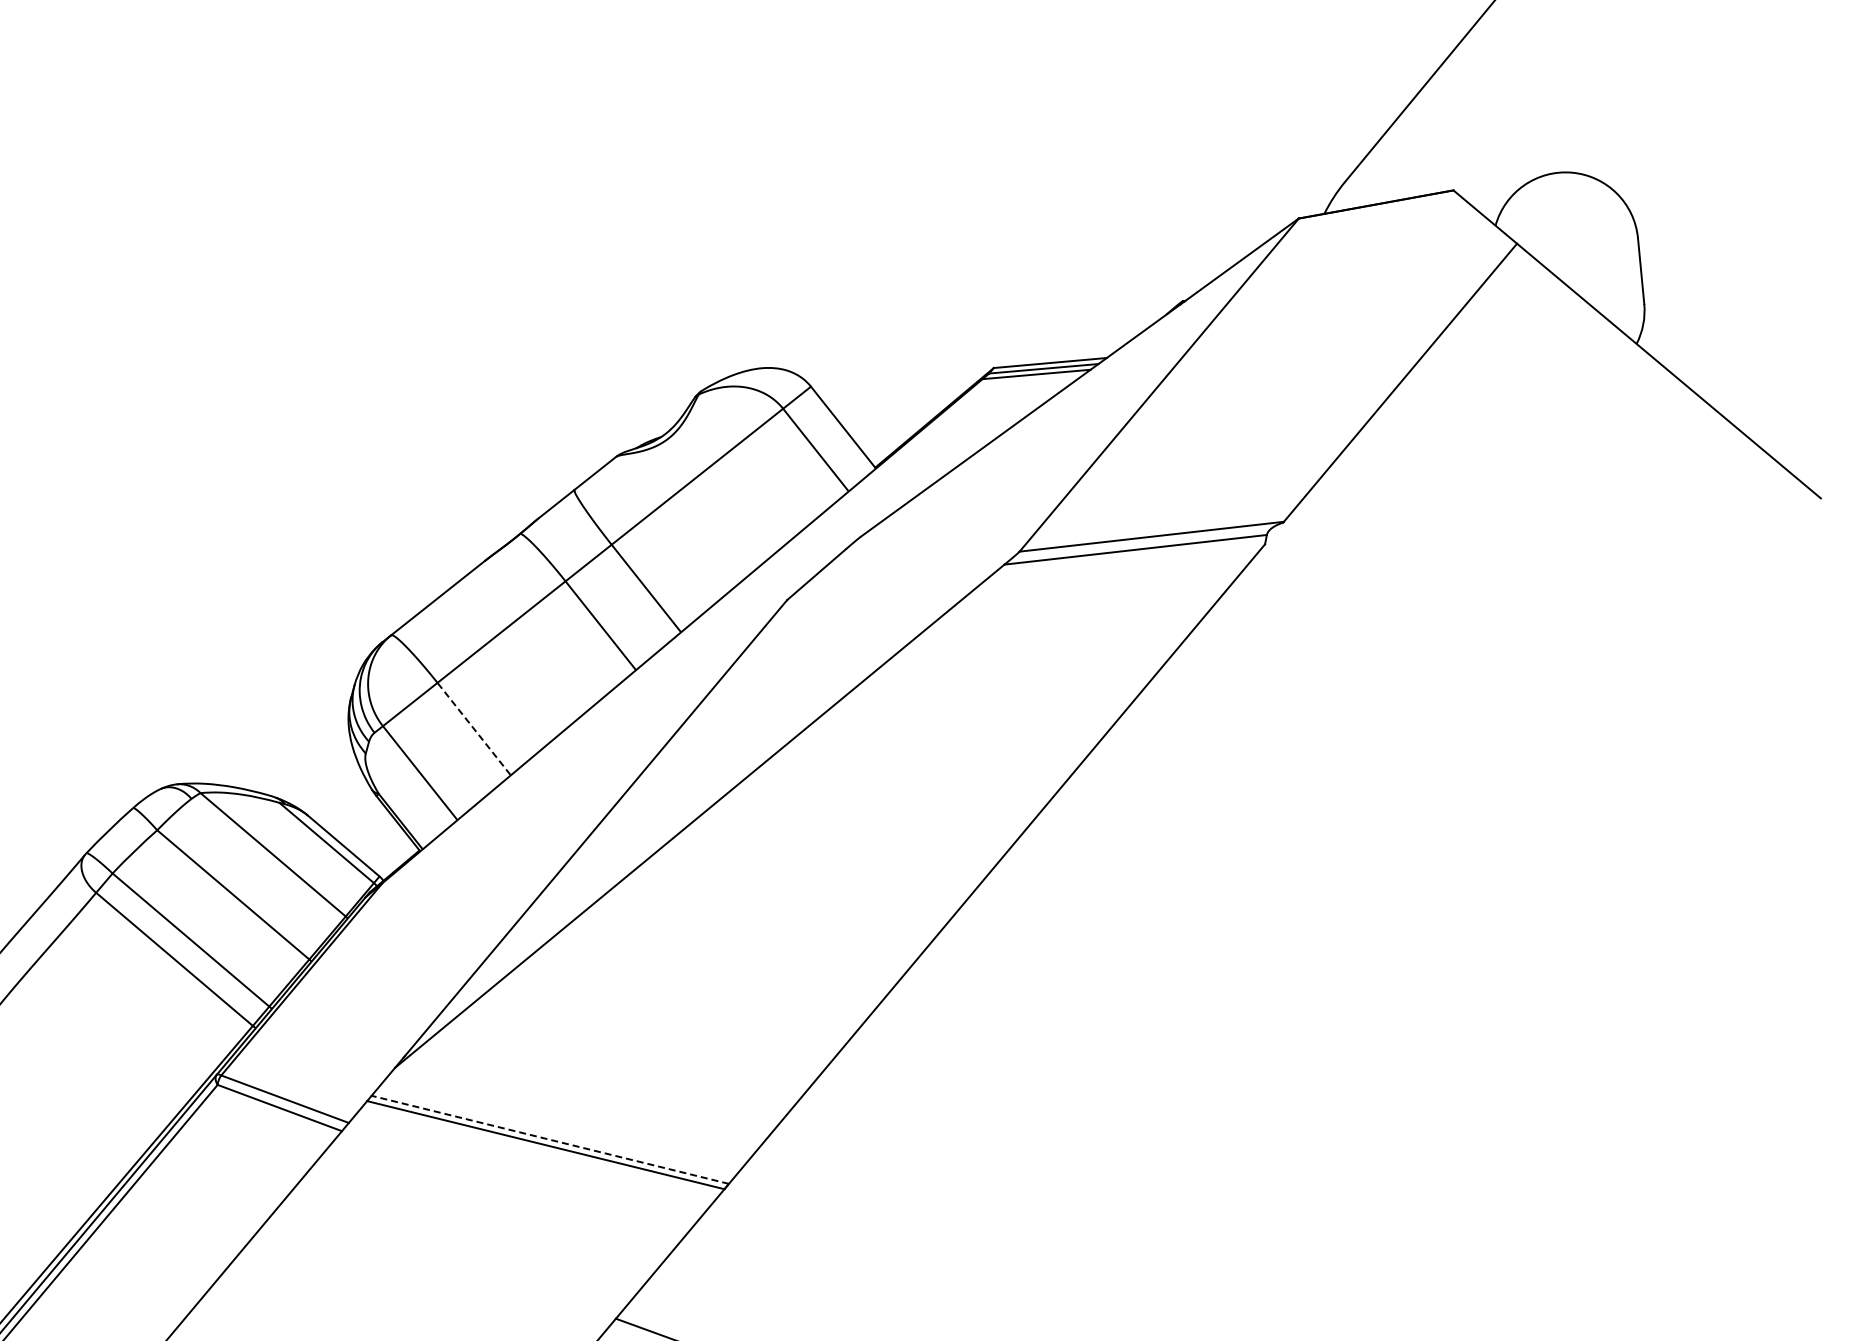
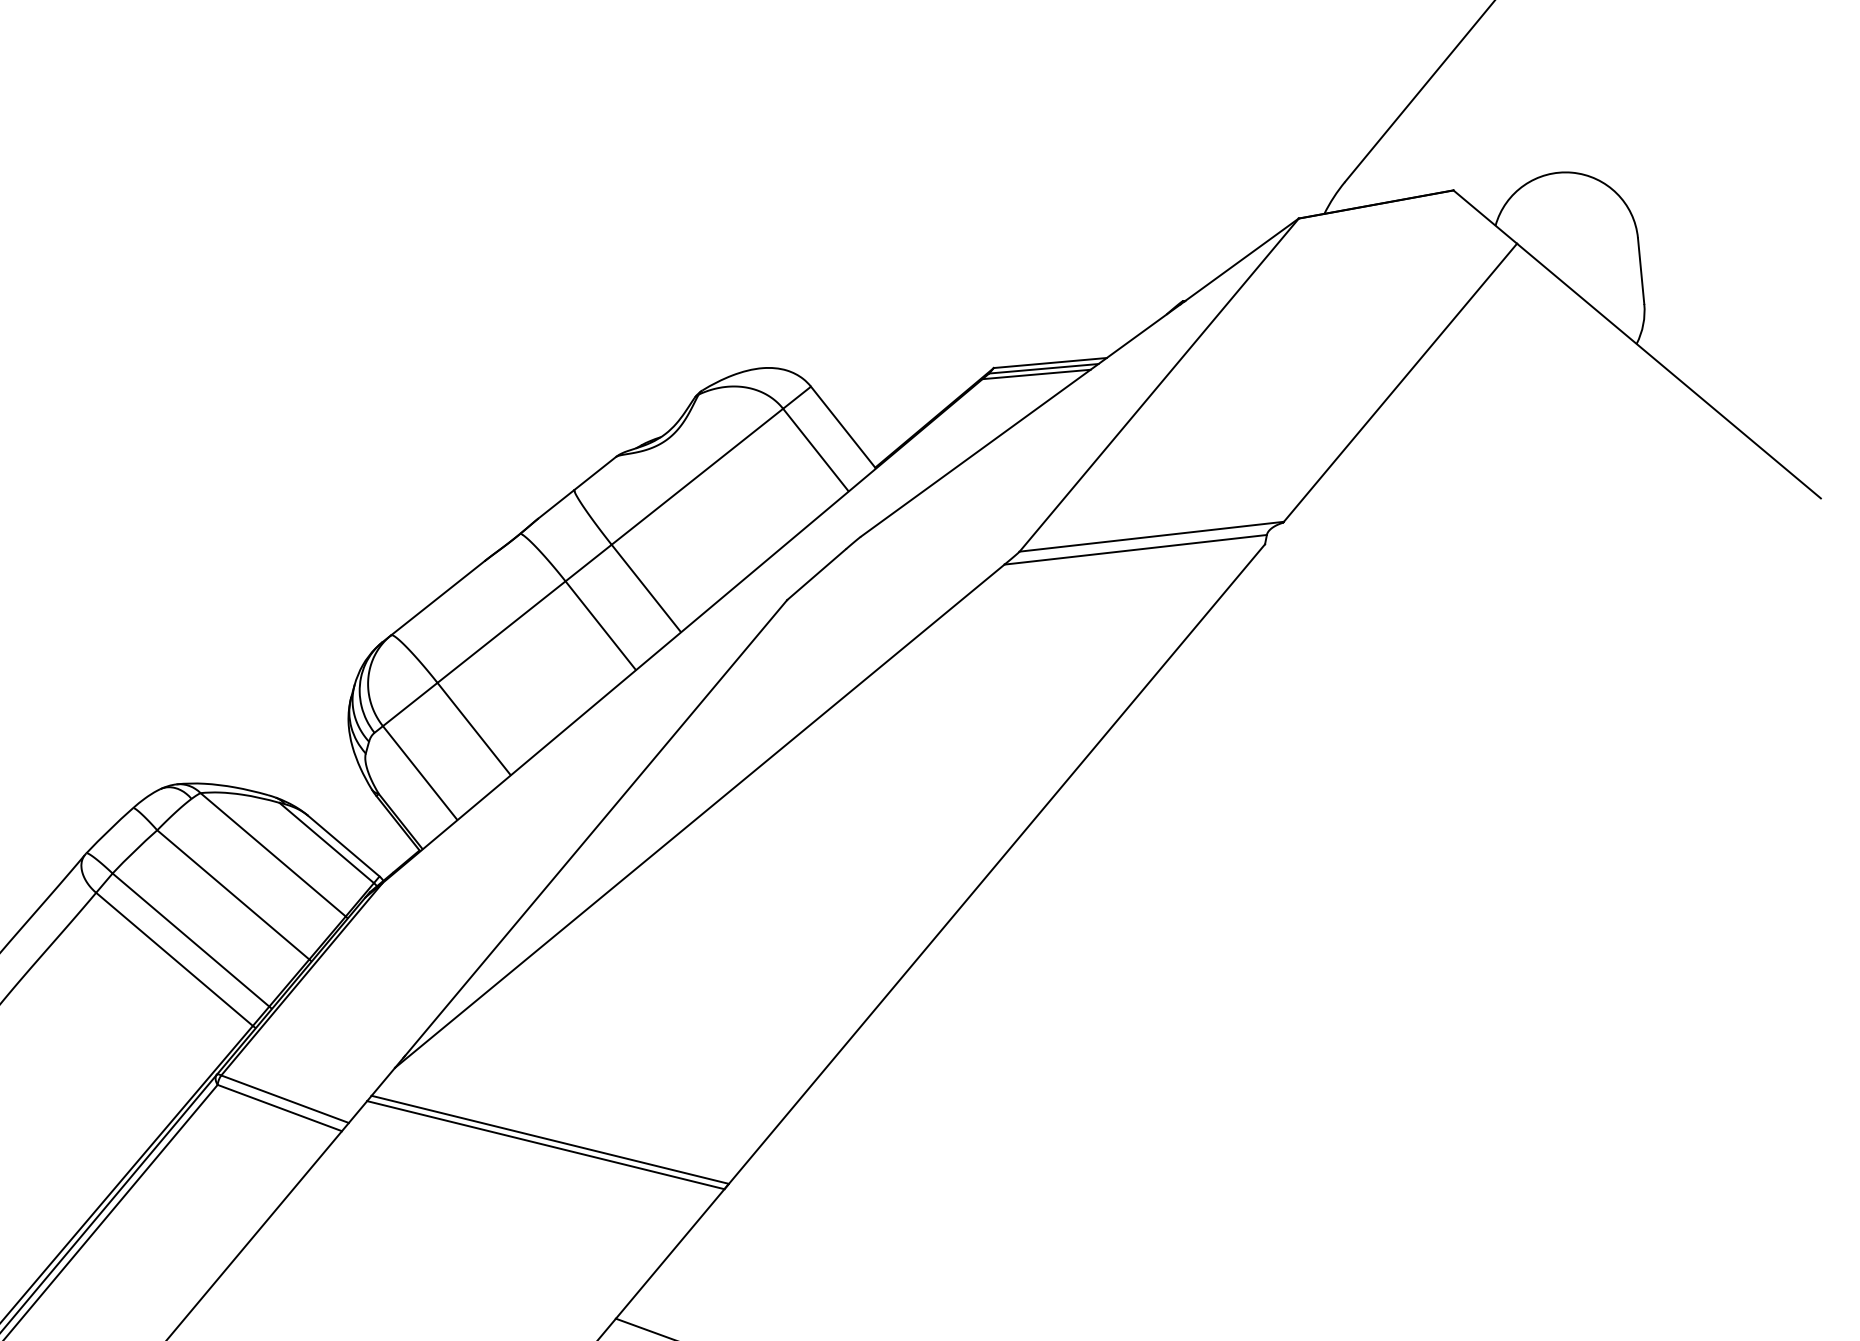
line: dashed -> solid (474, 728)
line: dashed -> solid (549, 1139)
